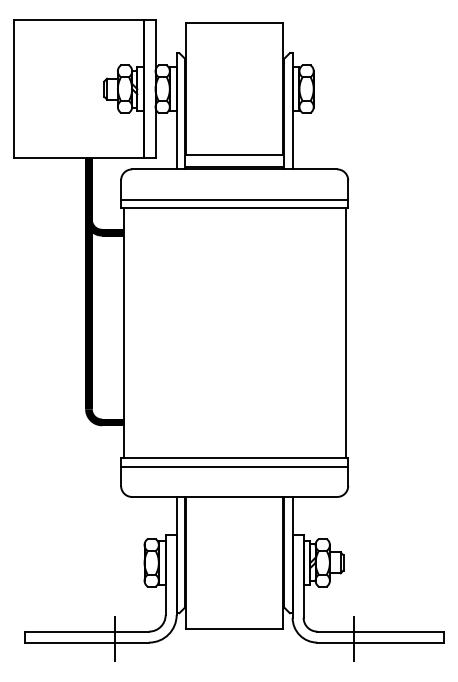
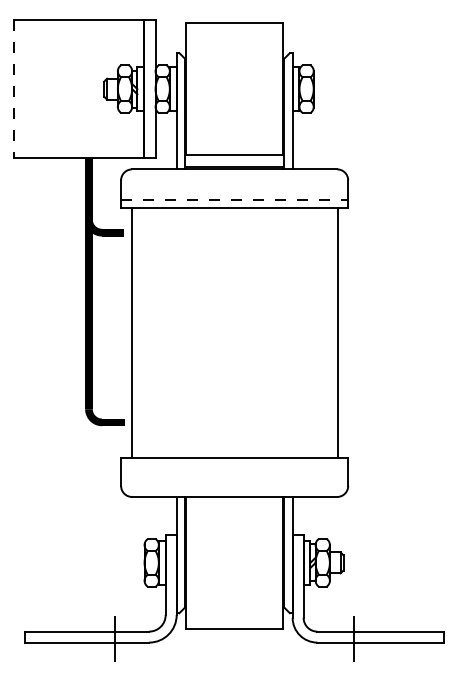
line: solid -> dashed (13, 89)
line: solid -> dashed (234, 199)
line position: (123, 332) -> (131, 332) (131, 332)
line position: (345, 332) -> (337, 332) (337, 332)
line: present -> none (234, 466)
